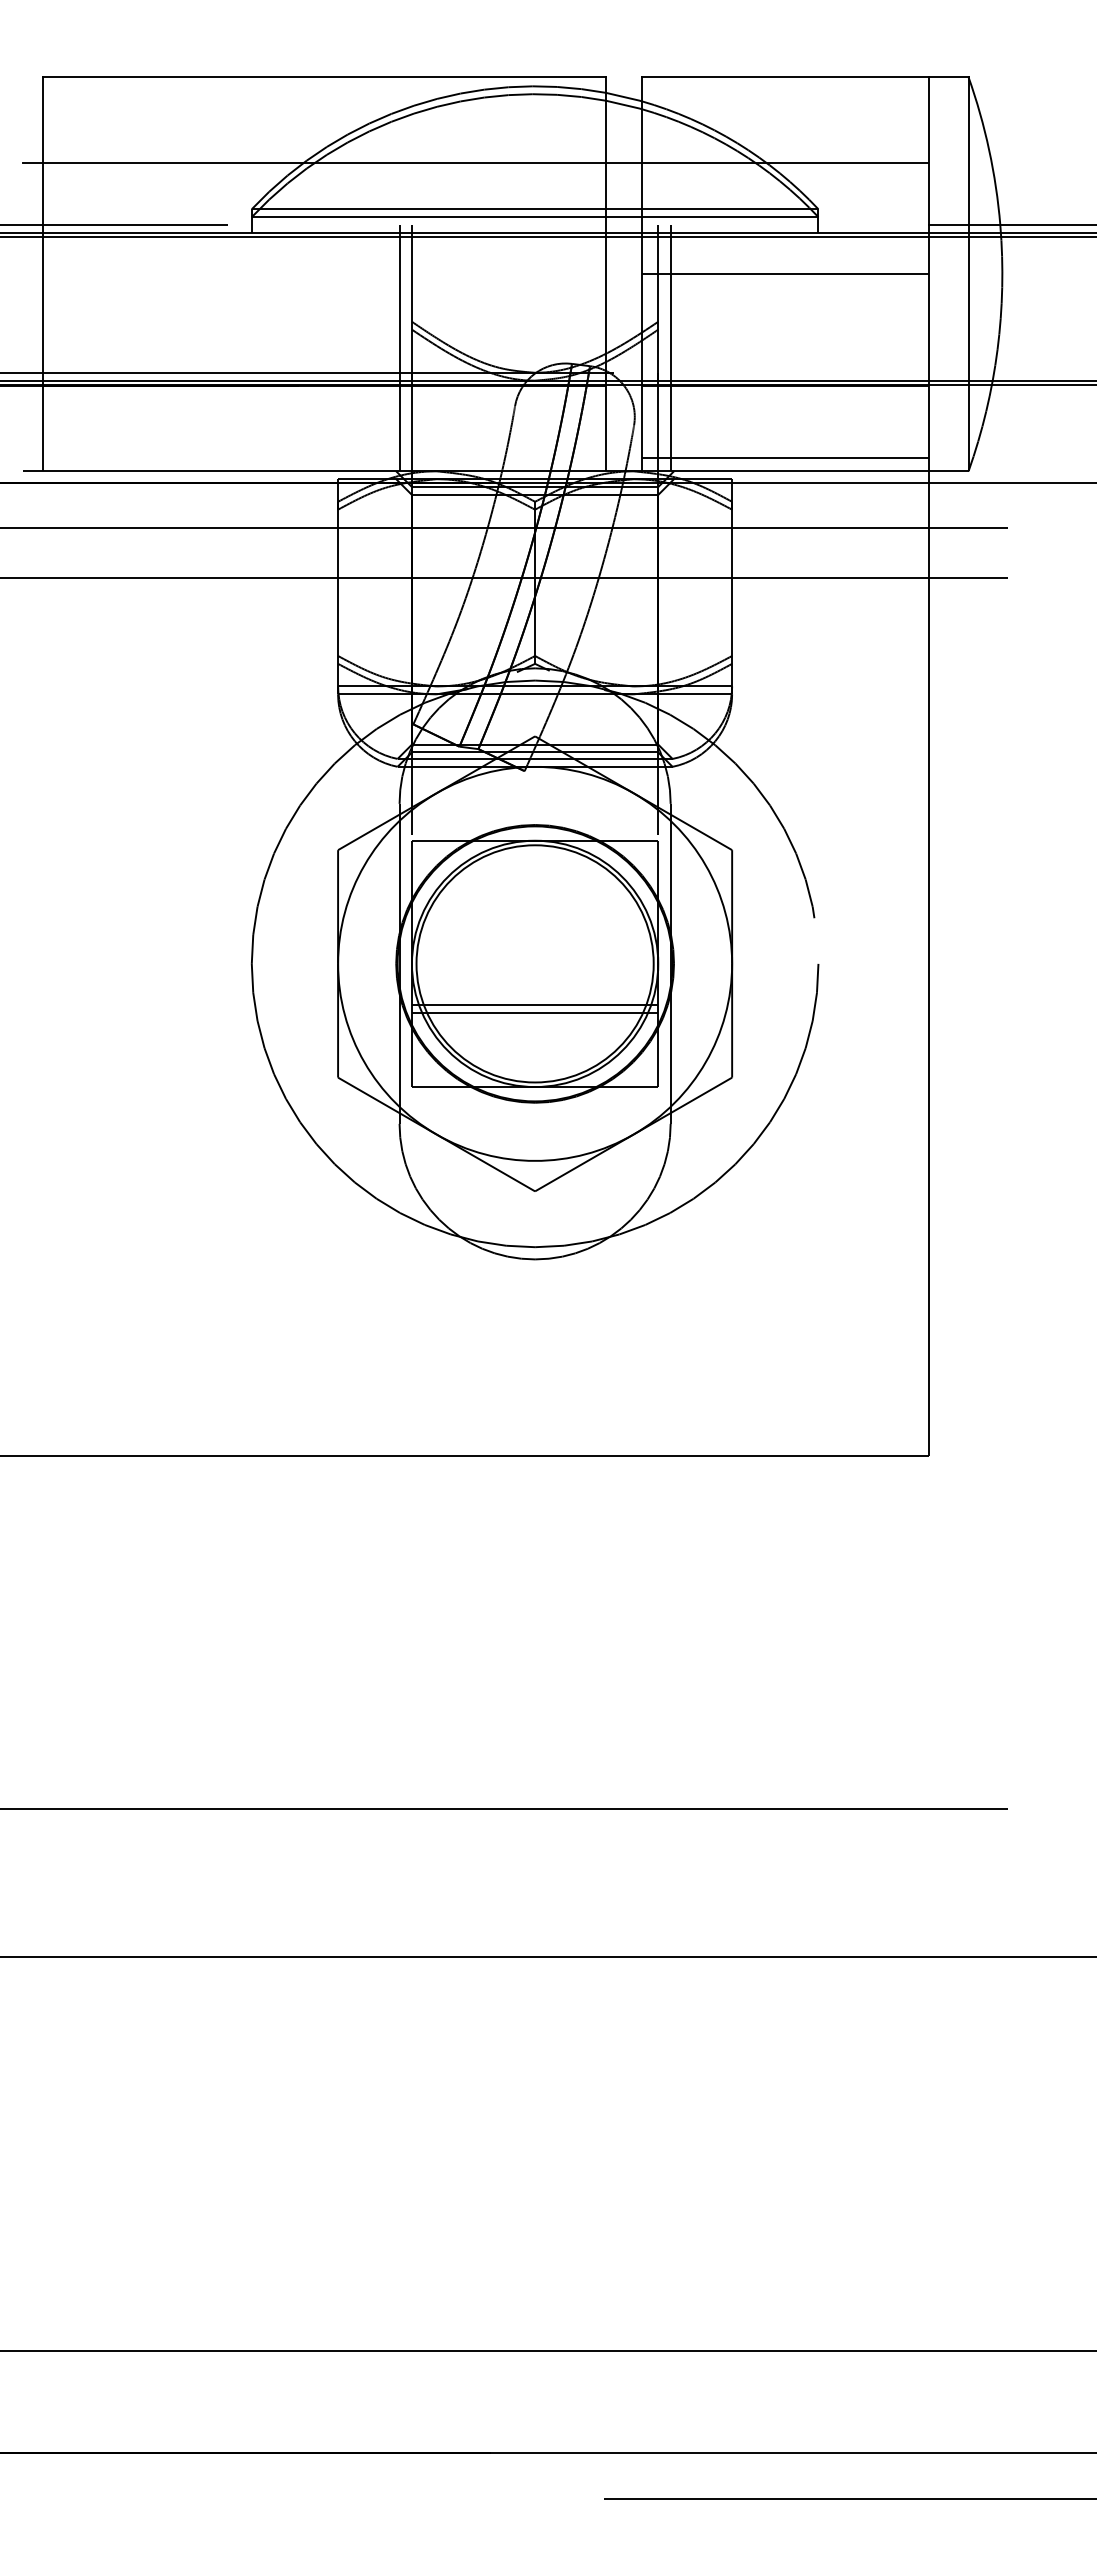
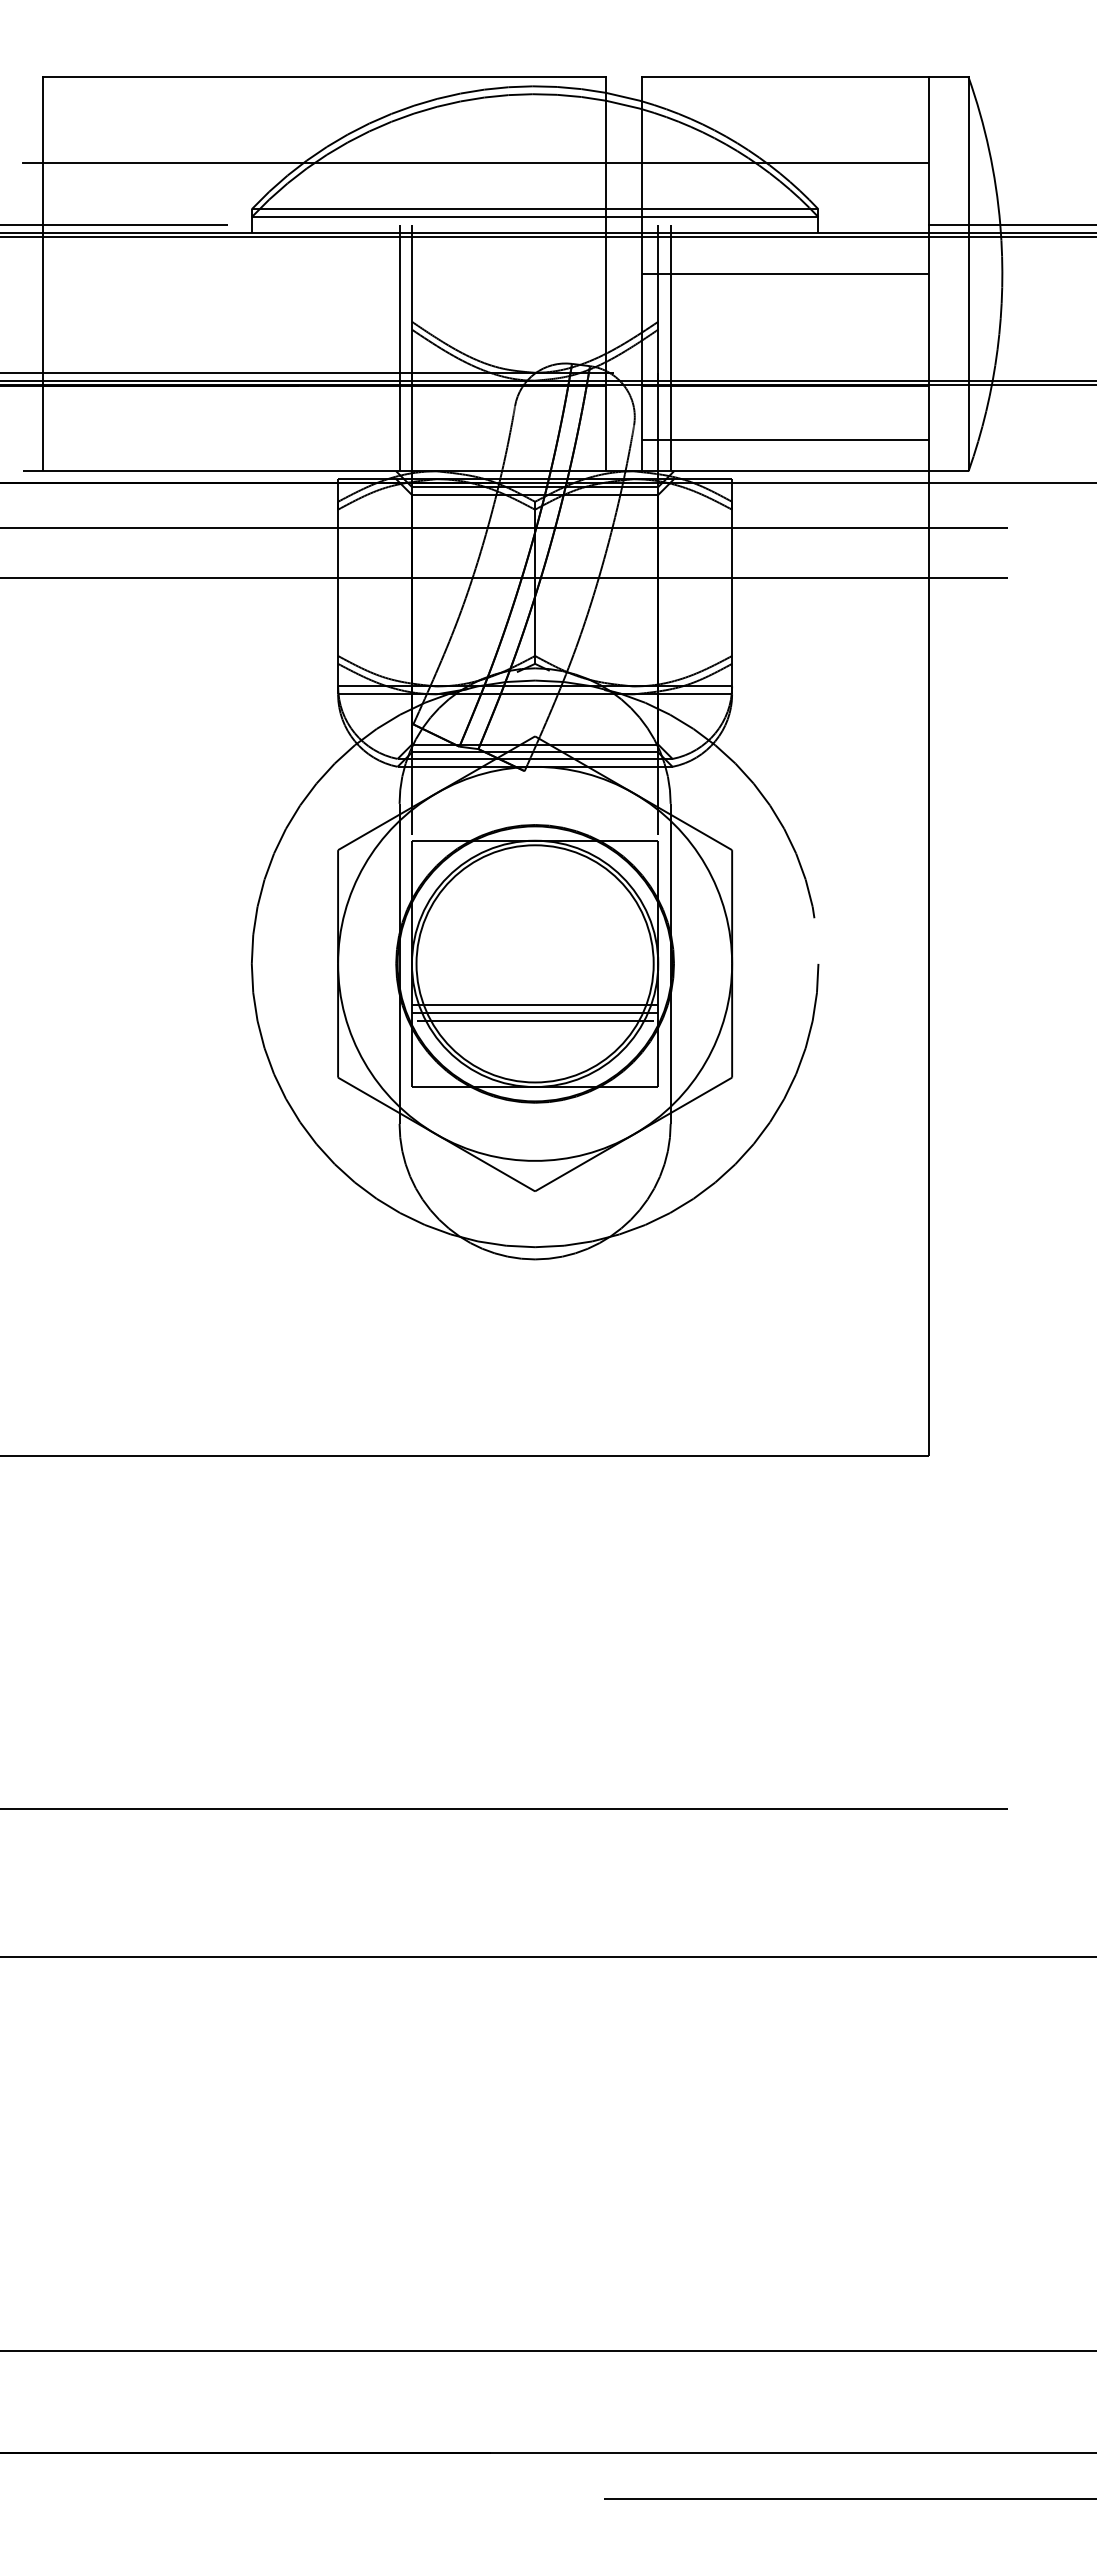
line position: (785, 458) -> (785, 440) (785, 440)
line: none -> present (534, 1021)
